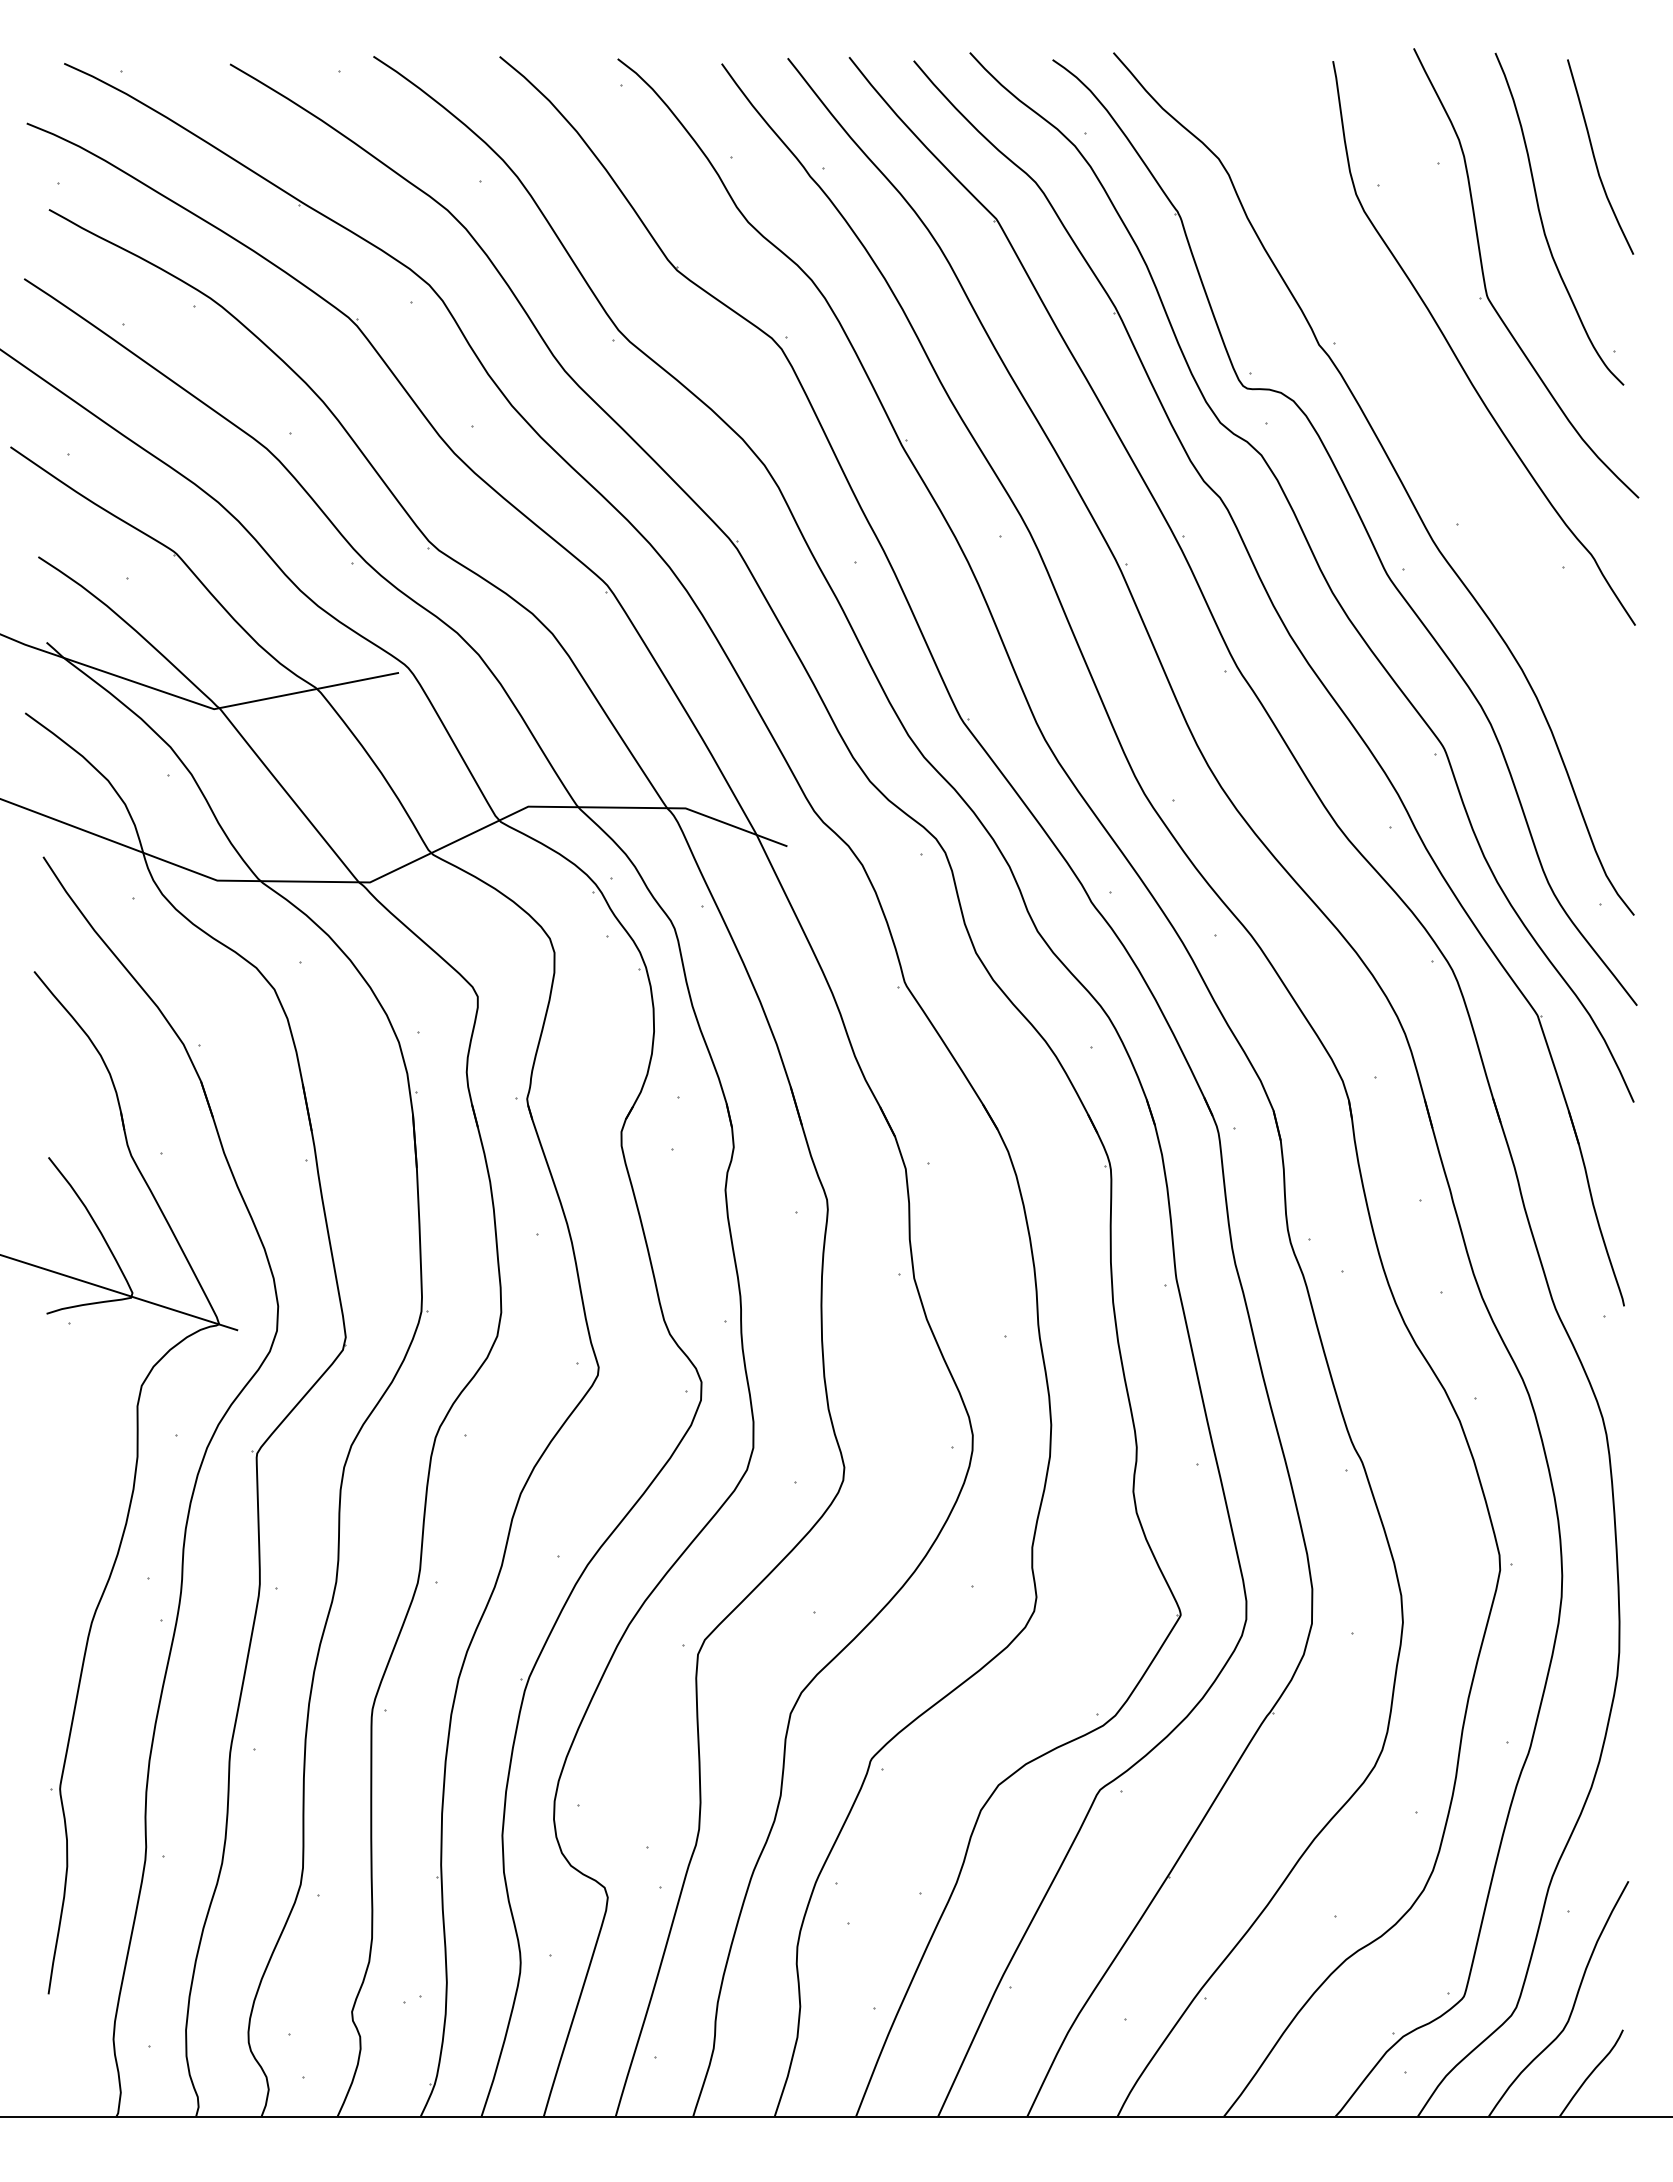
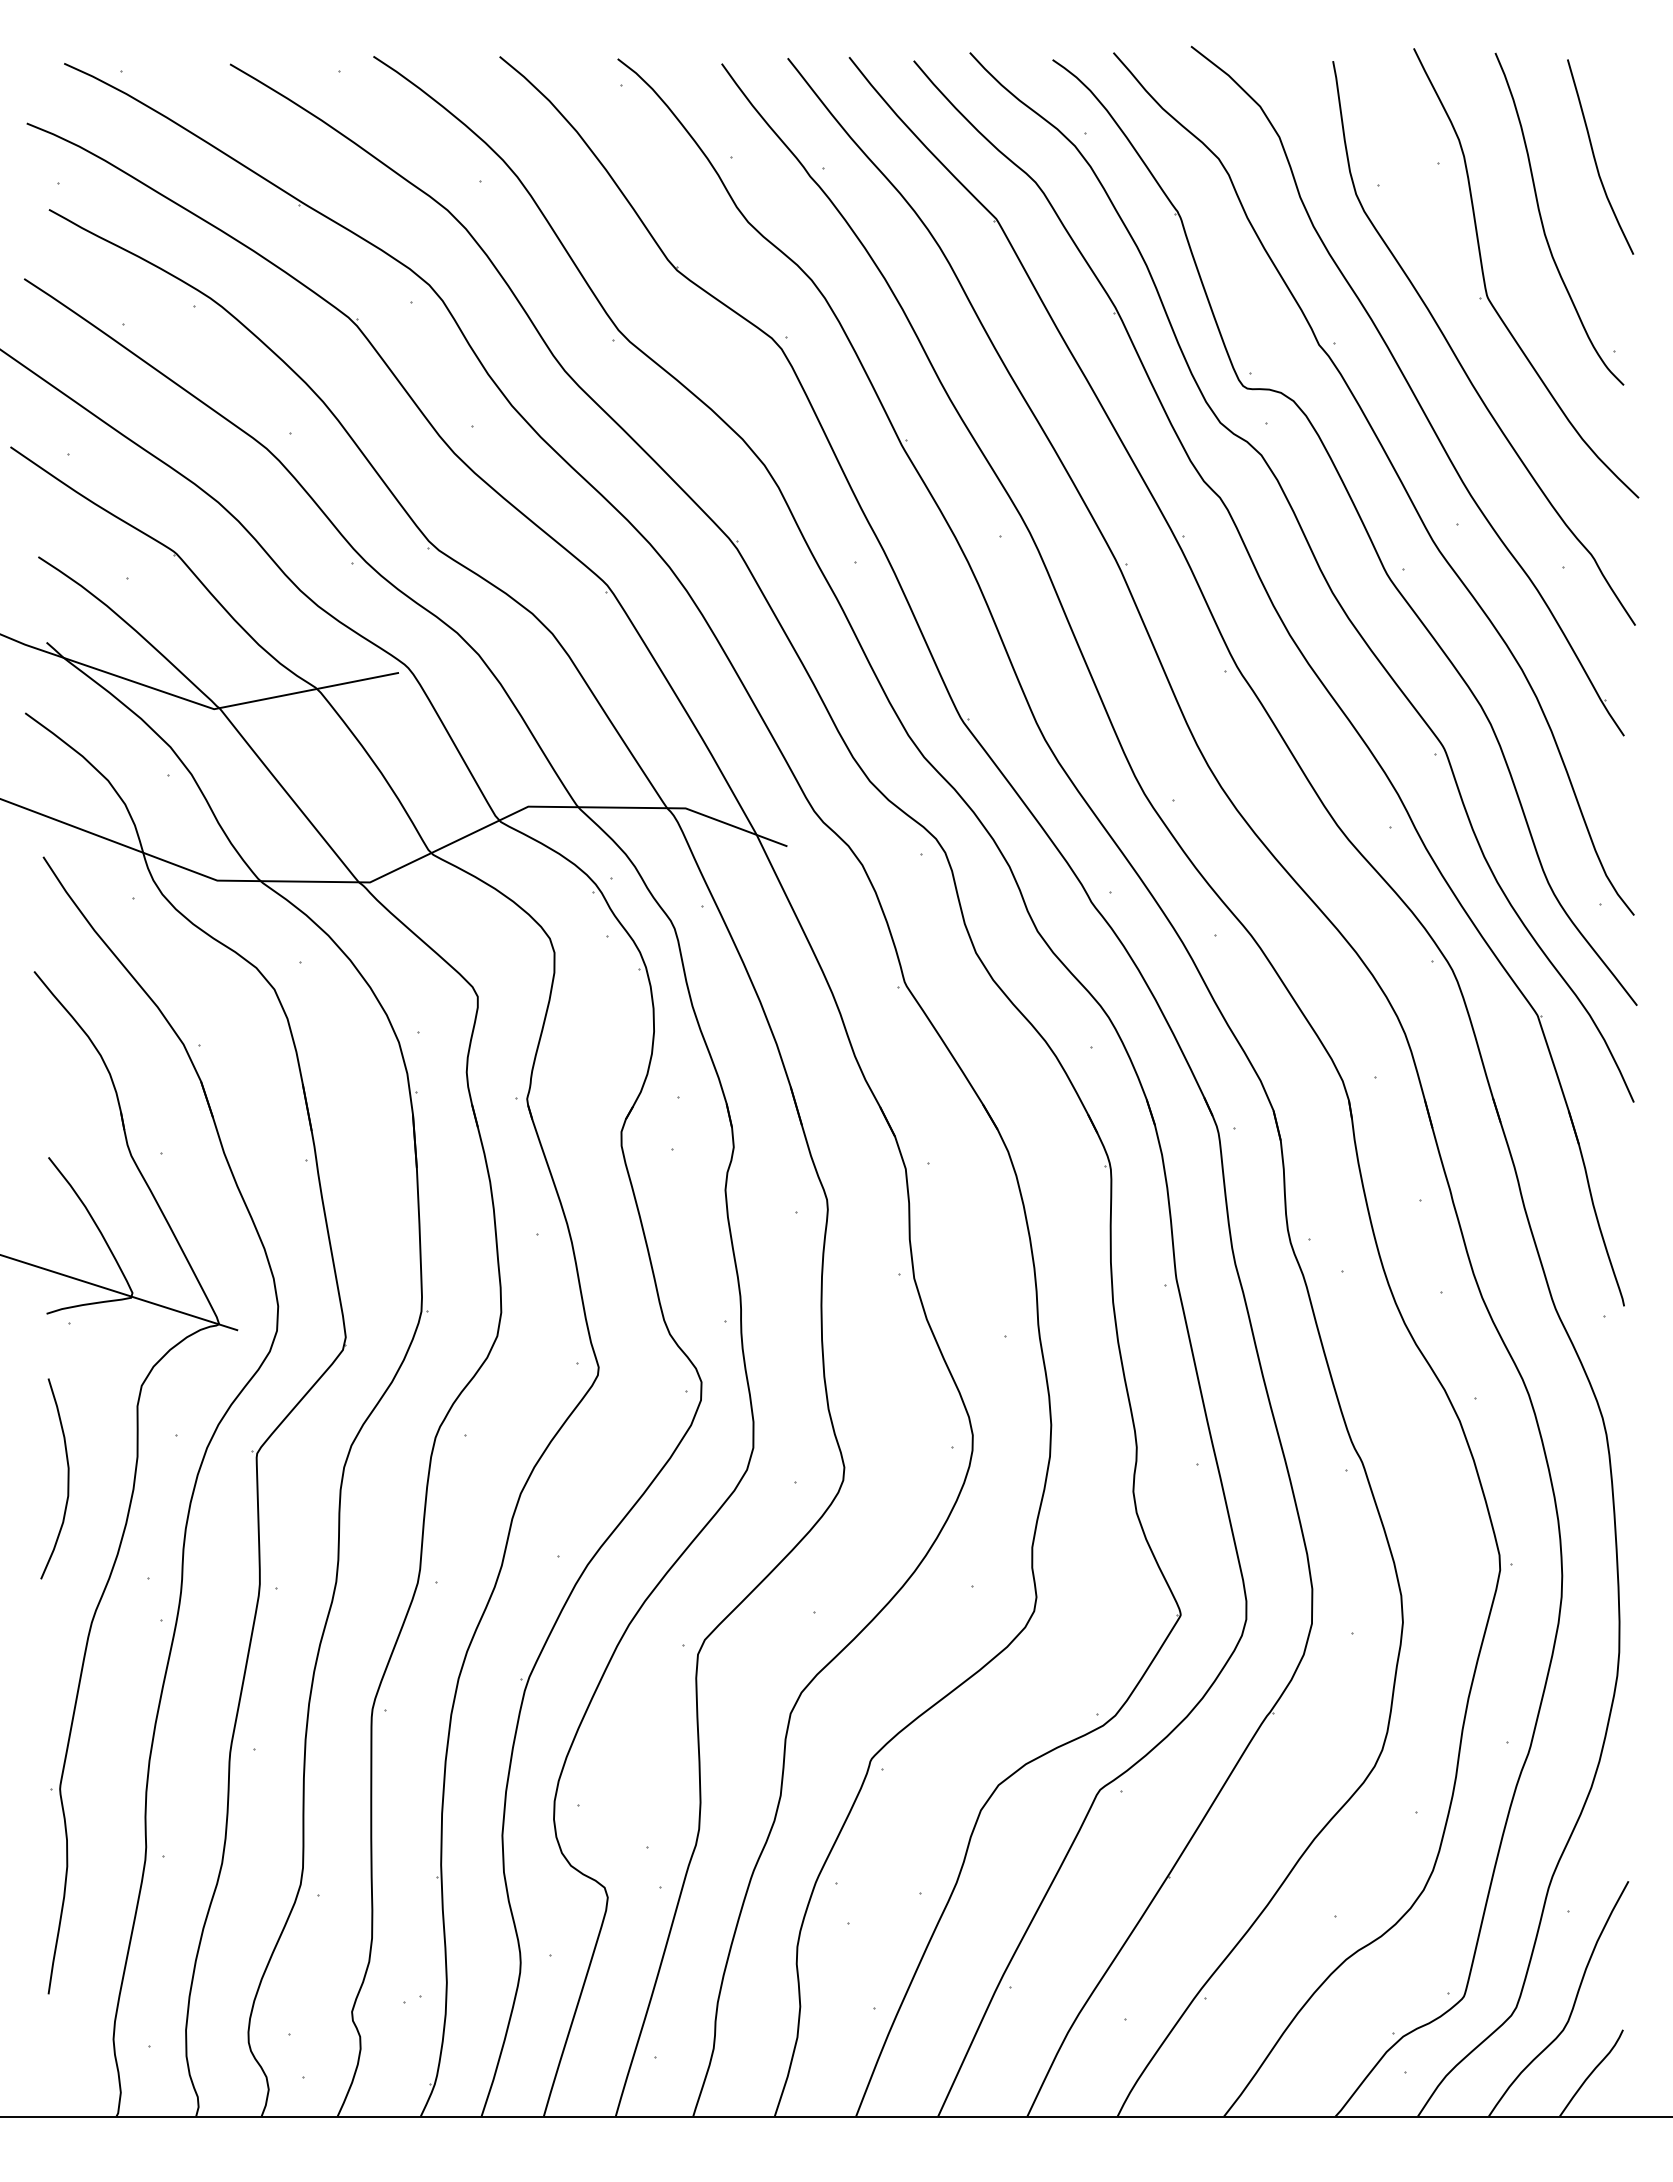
part: none -> present (1407, 390)
curve: none -> present (67, 1478)
